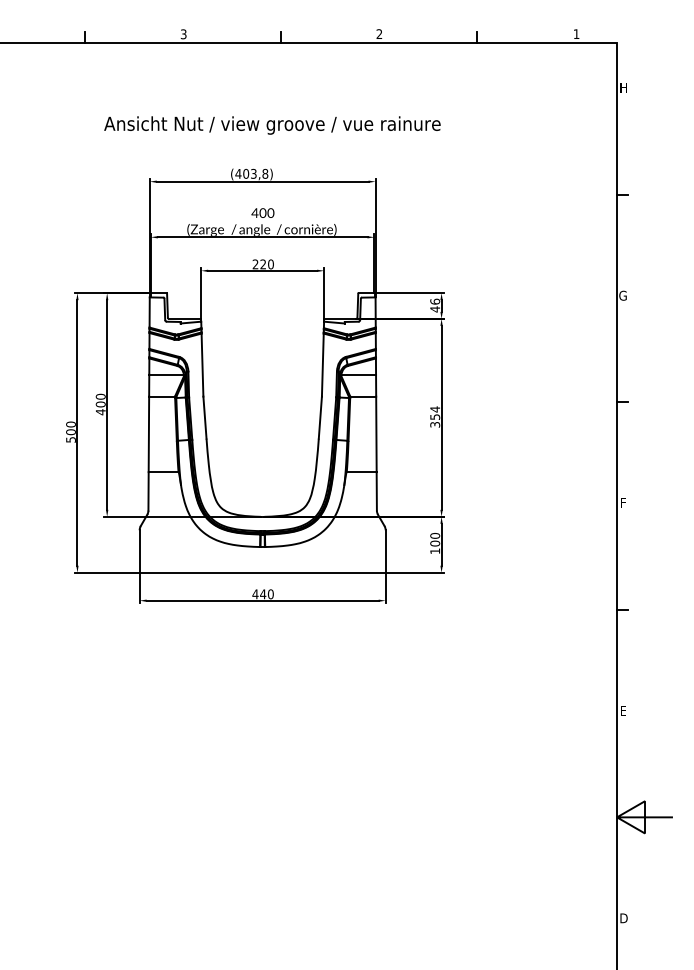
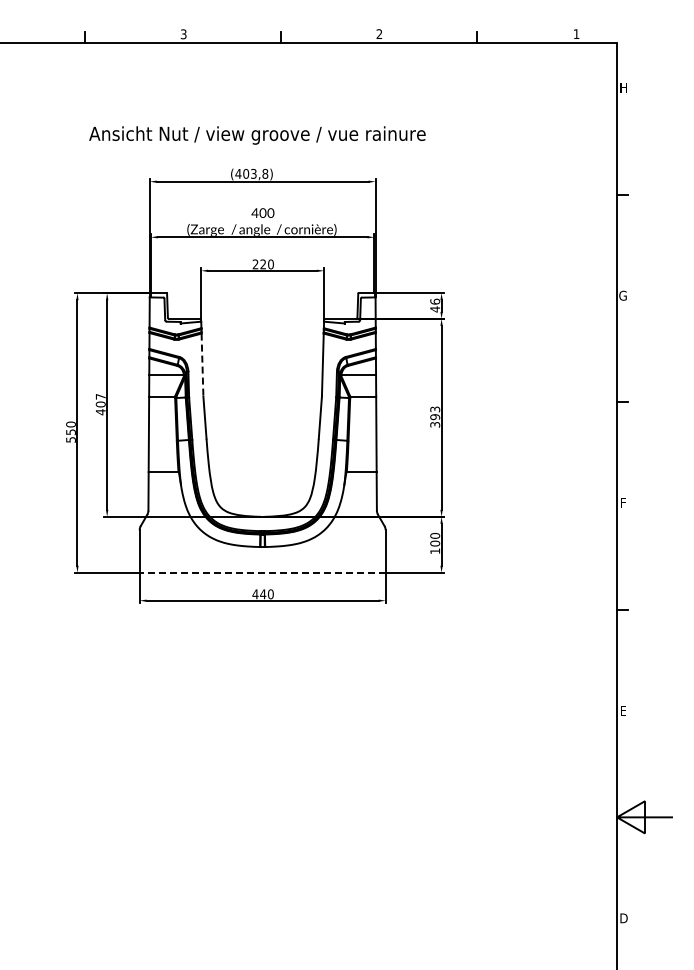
text position: (272, 125) -> (257, 135) (257, 135)
line: solid -> dashed (202, 365)
text: 400 -> 407 (100, 396)
text: 354 -> 393 (435, 413)
text: 500 -> 550 (70, 432)
line: solid -> dashed (262, 572)
